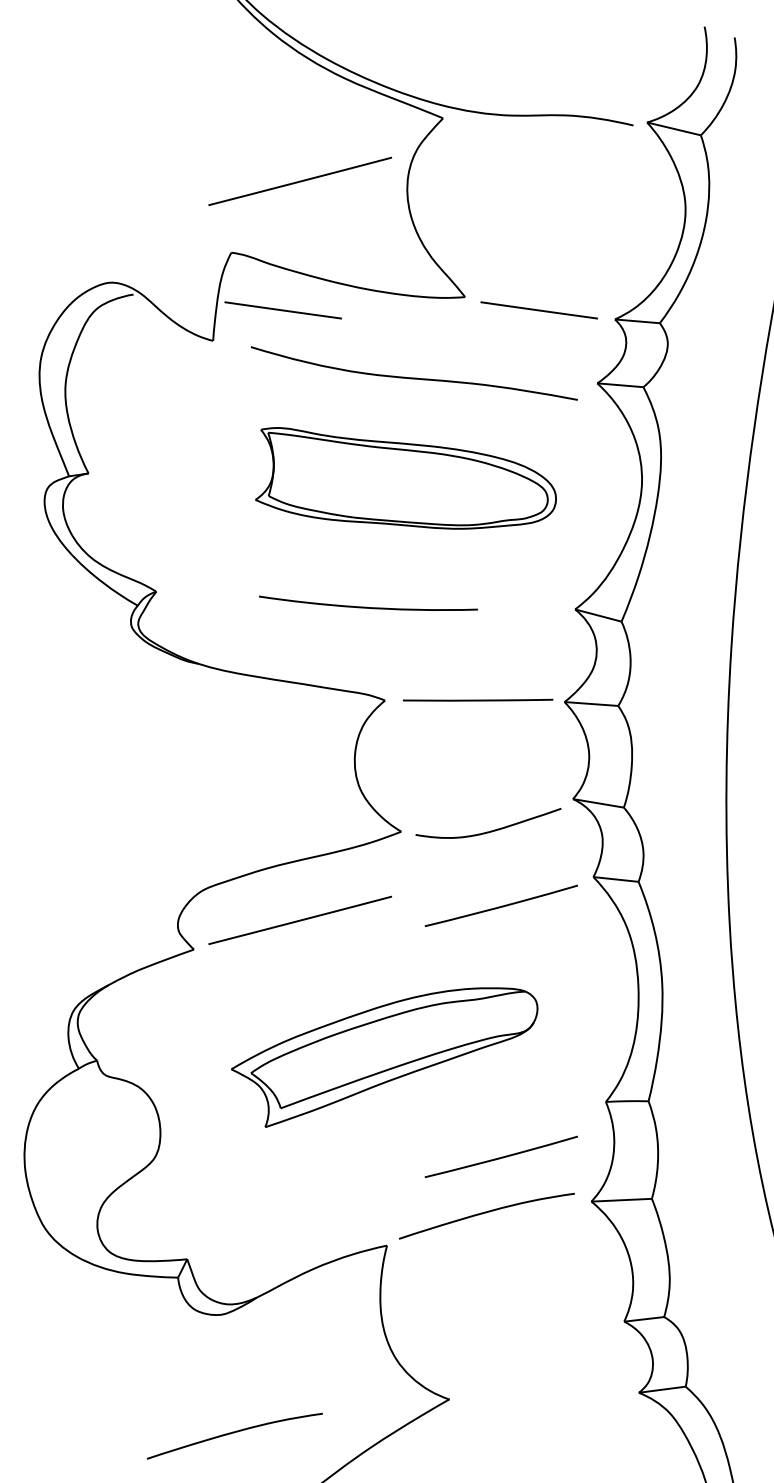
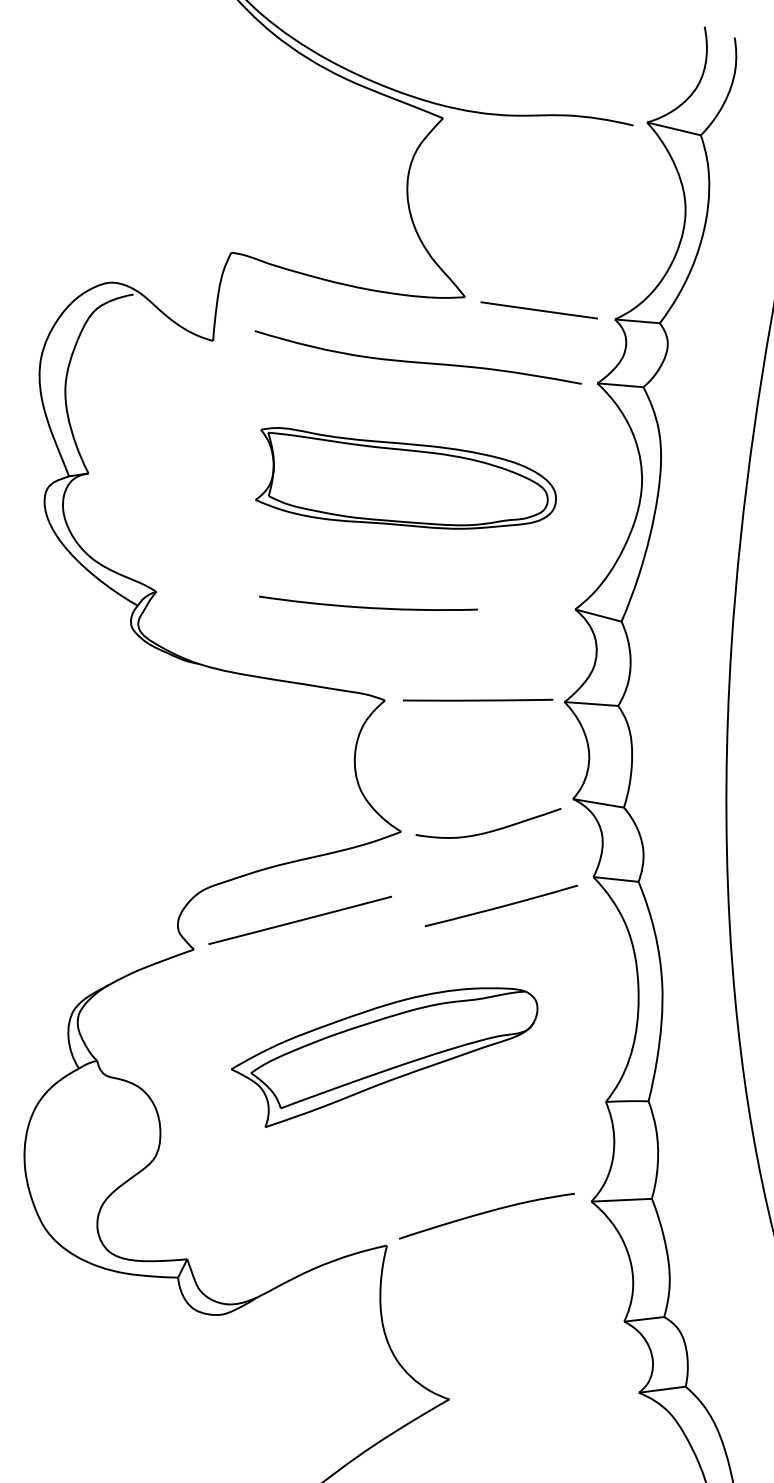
line: present -> none (300, 180)
line: present -> none (282, 310)
curve position: (413, 377) -> (417, 361) (417, 361)
line: present -> none (501, 1156)
curve: present -> none (234, 1433)
